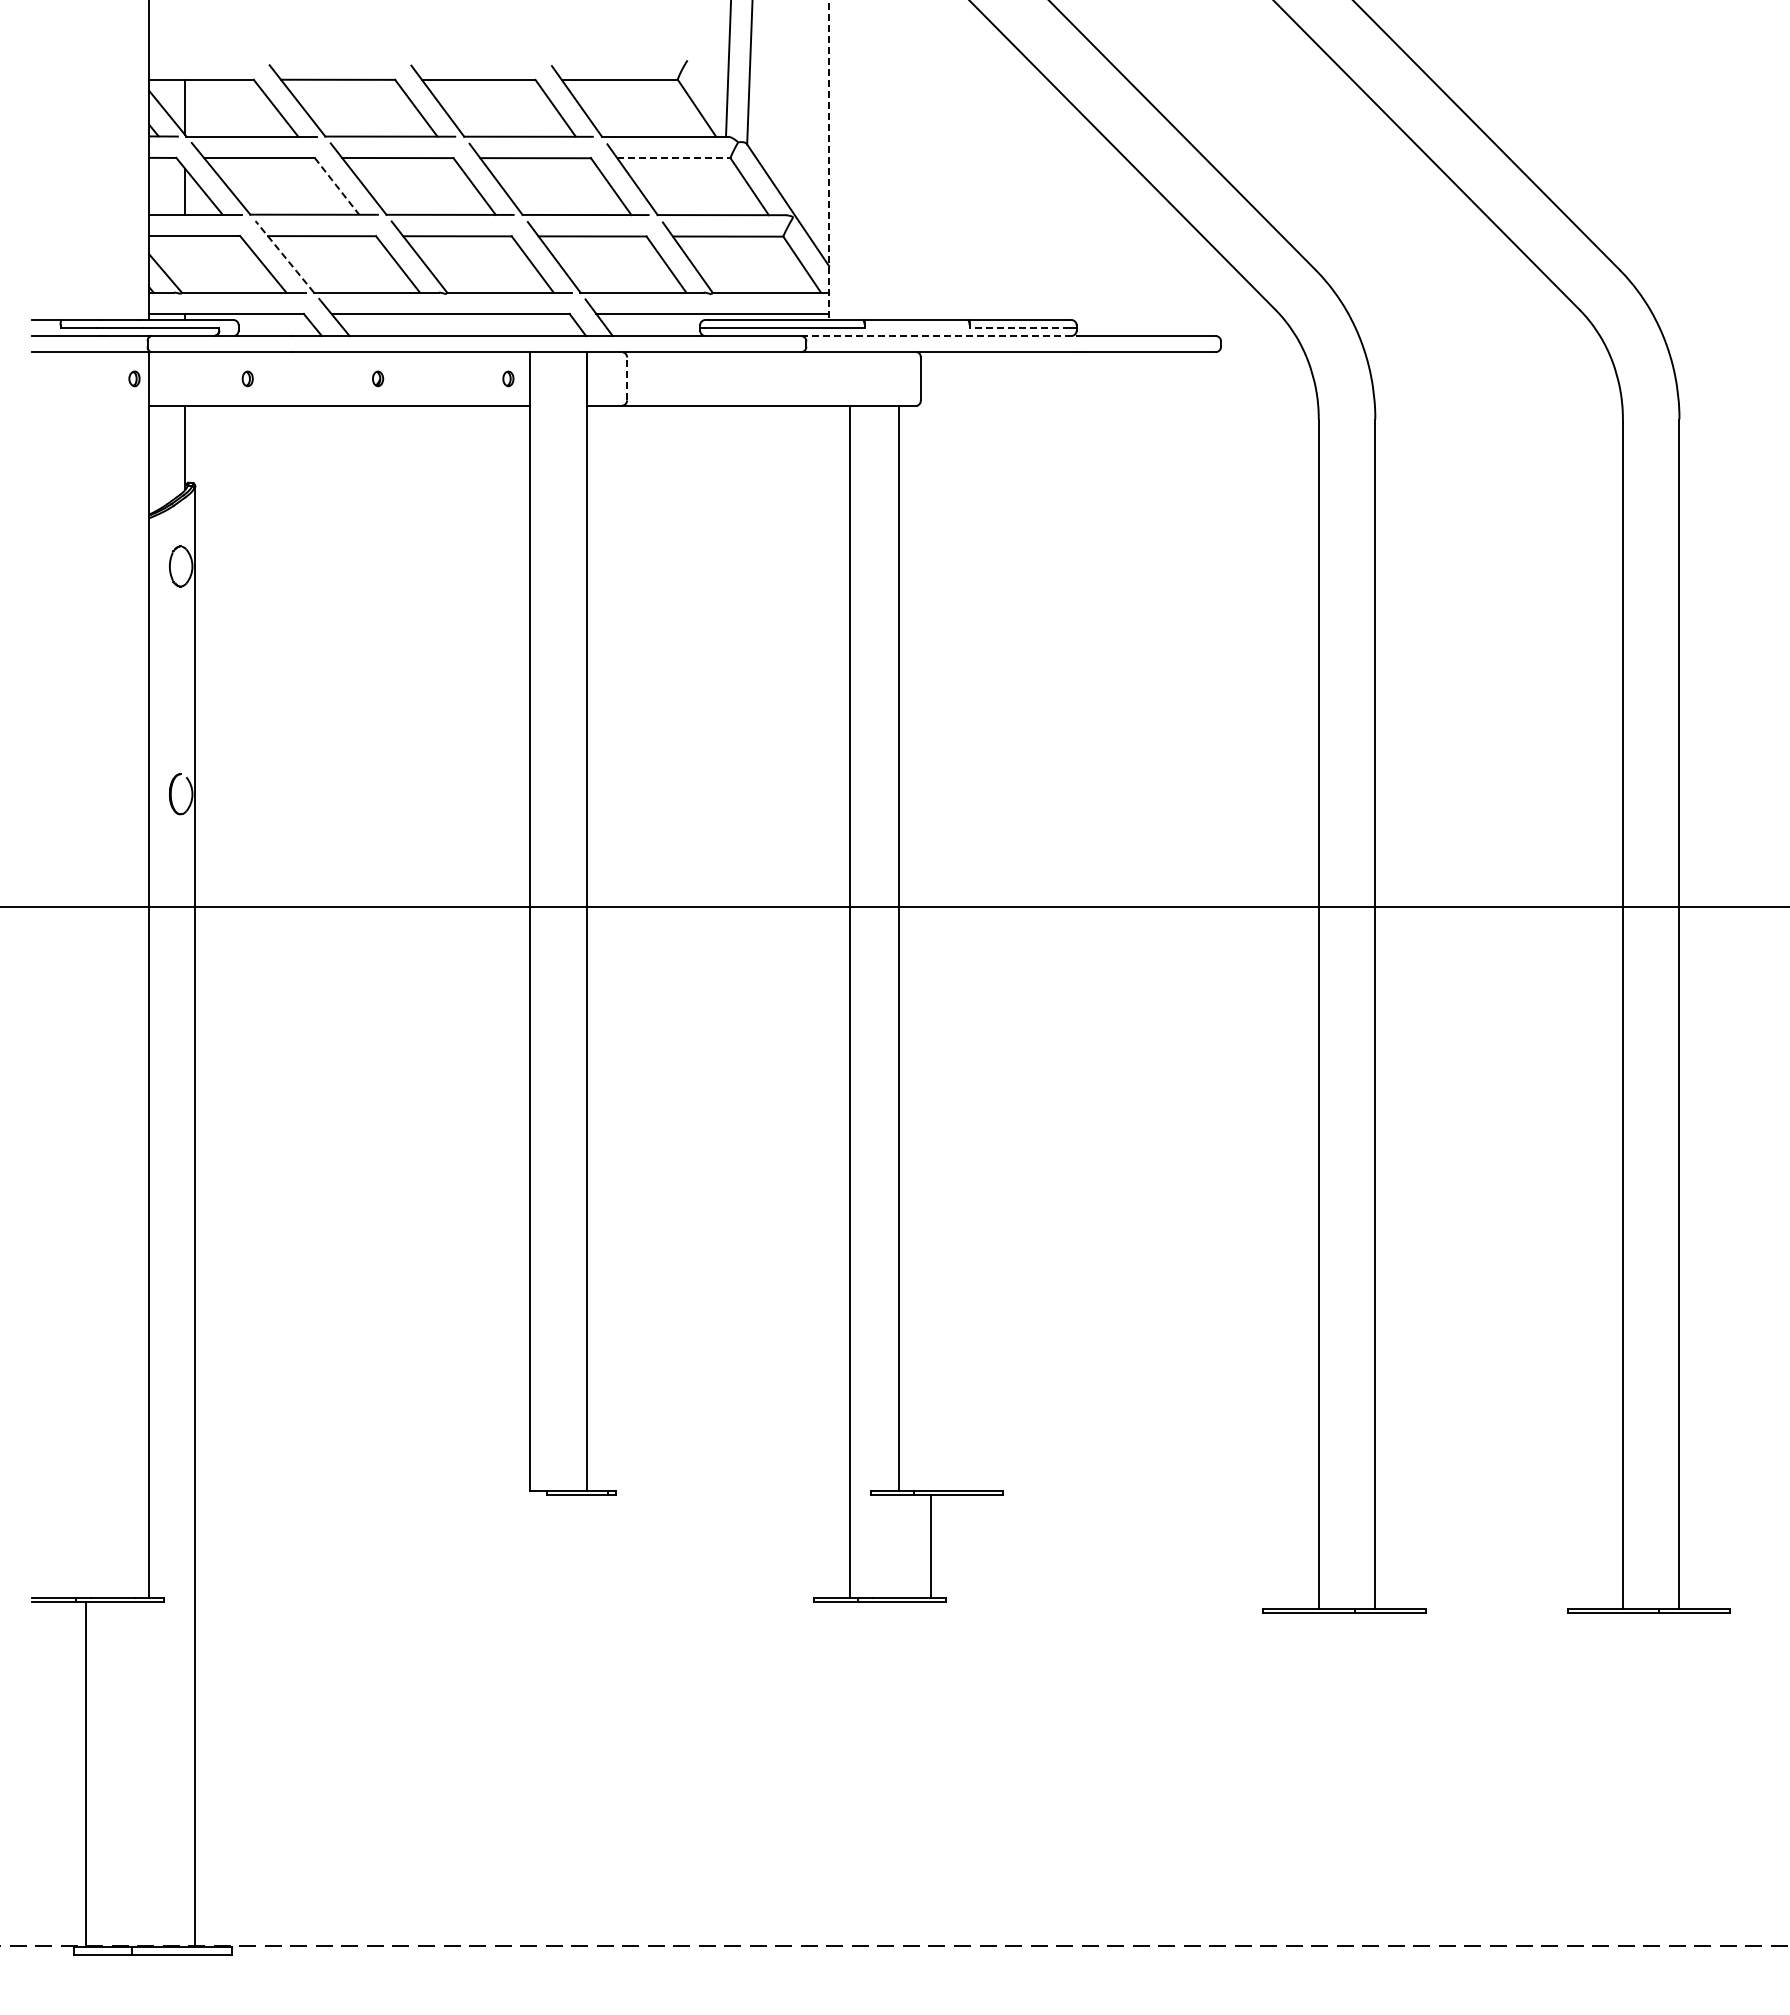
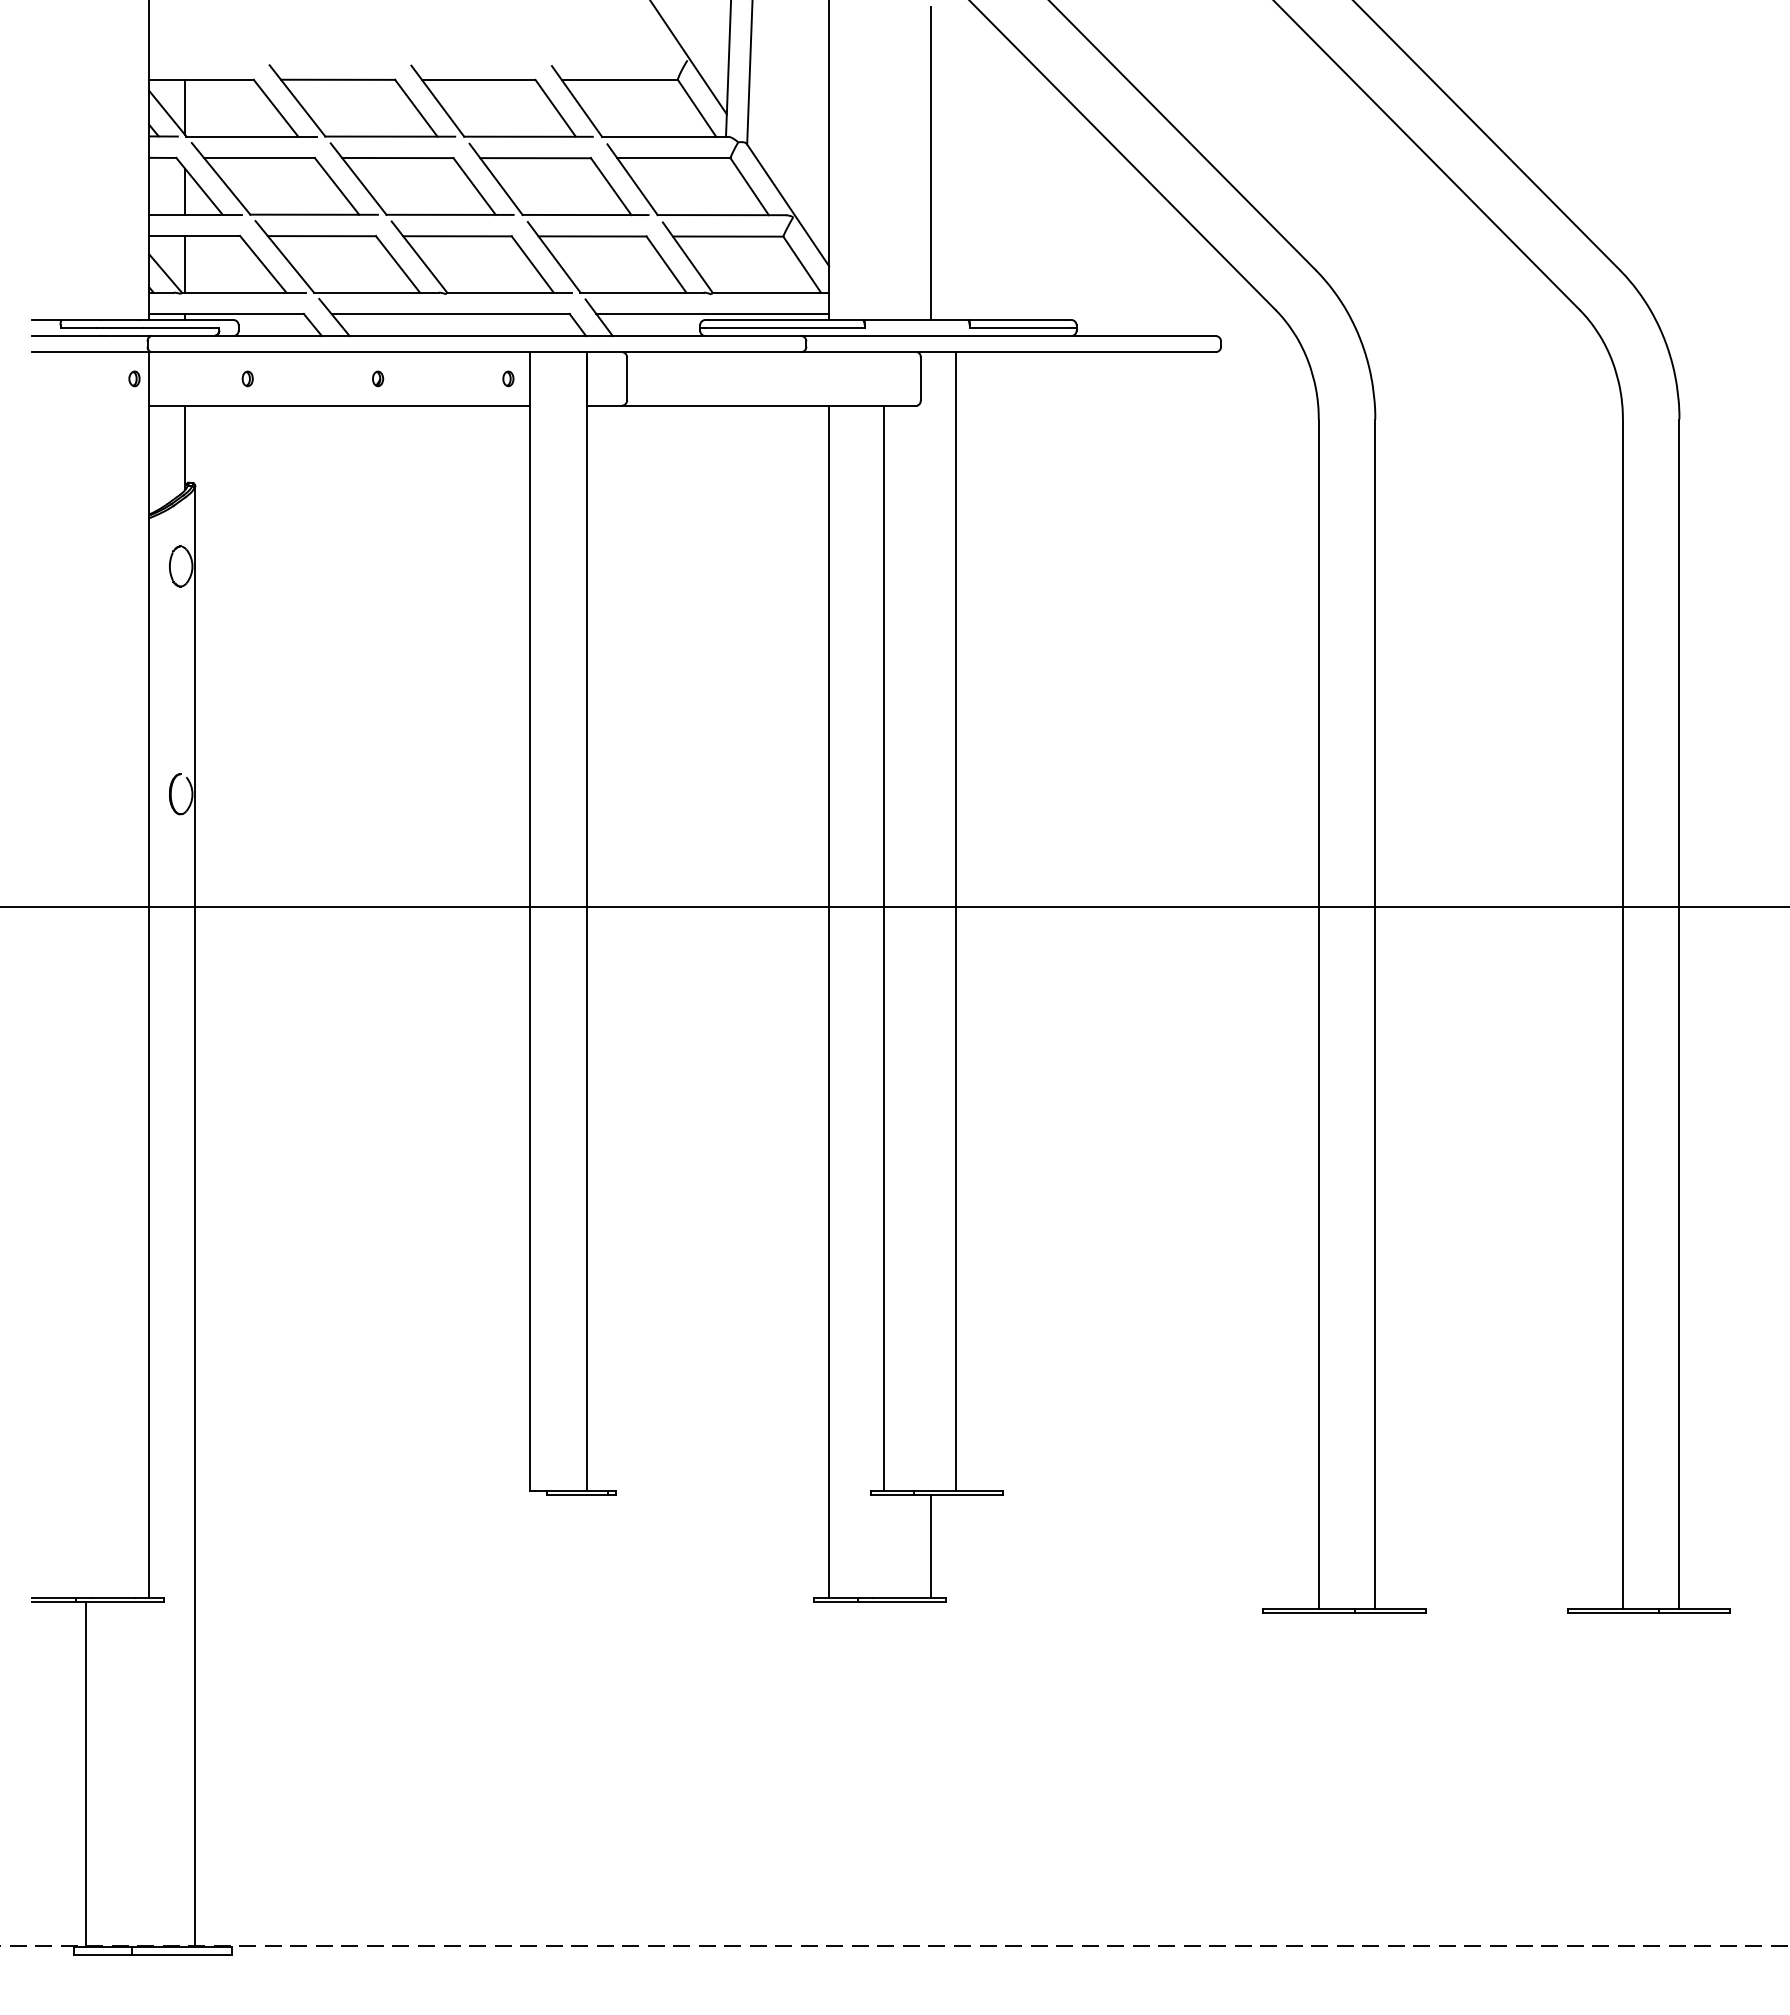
line: none -> present (688, 58)
line: dashed -> solid (674, 158)
line: dashed -> solid (829, 160)
line: none -> present (931, 162)
line: dashed -> solid (337, 186)
line: dashed -> solid (284, 256)
line: none -> present (185, 264)
line: dashed -> solid (1019, 328)
line: dashed -> solid (940, 336)
line: dashed -> solid (627, 378)
line: none -> present (955, 921)
line position: (899, 947) -> (884, 947) (884, 947)
line position: (850, 1001) -> (829, 1001) (829, 1001)
